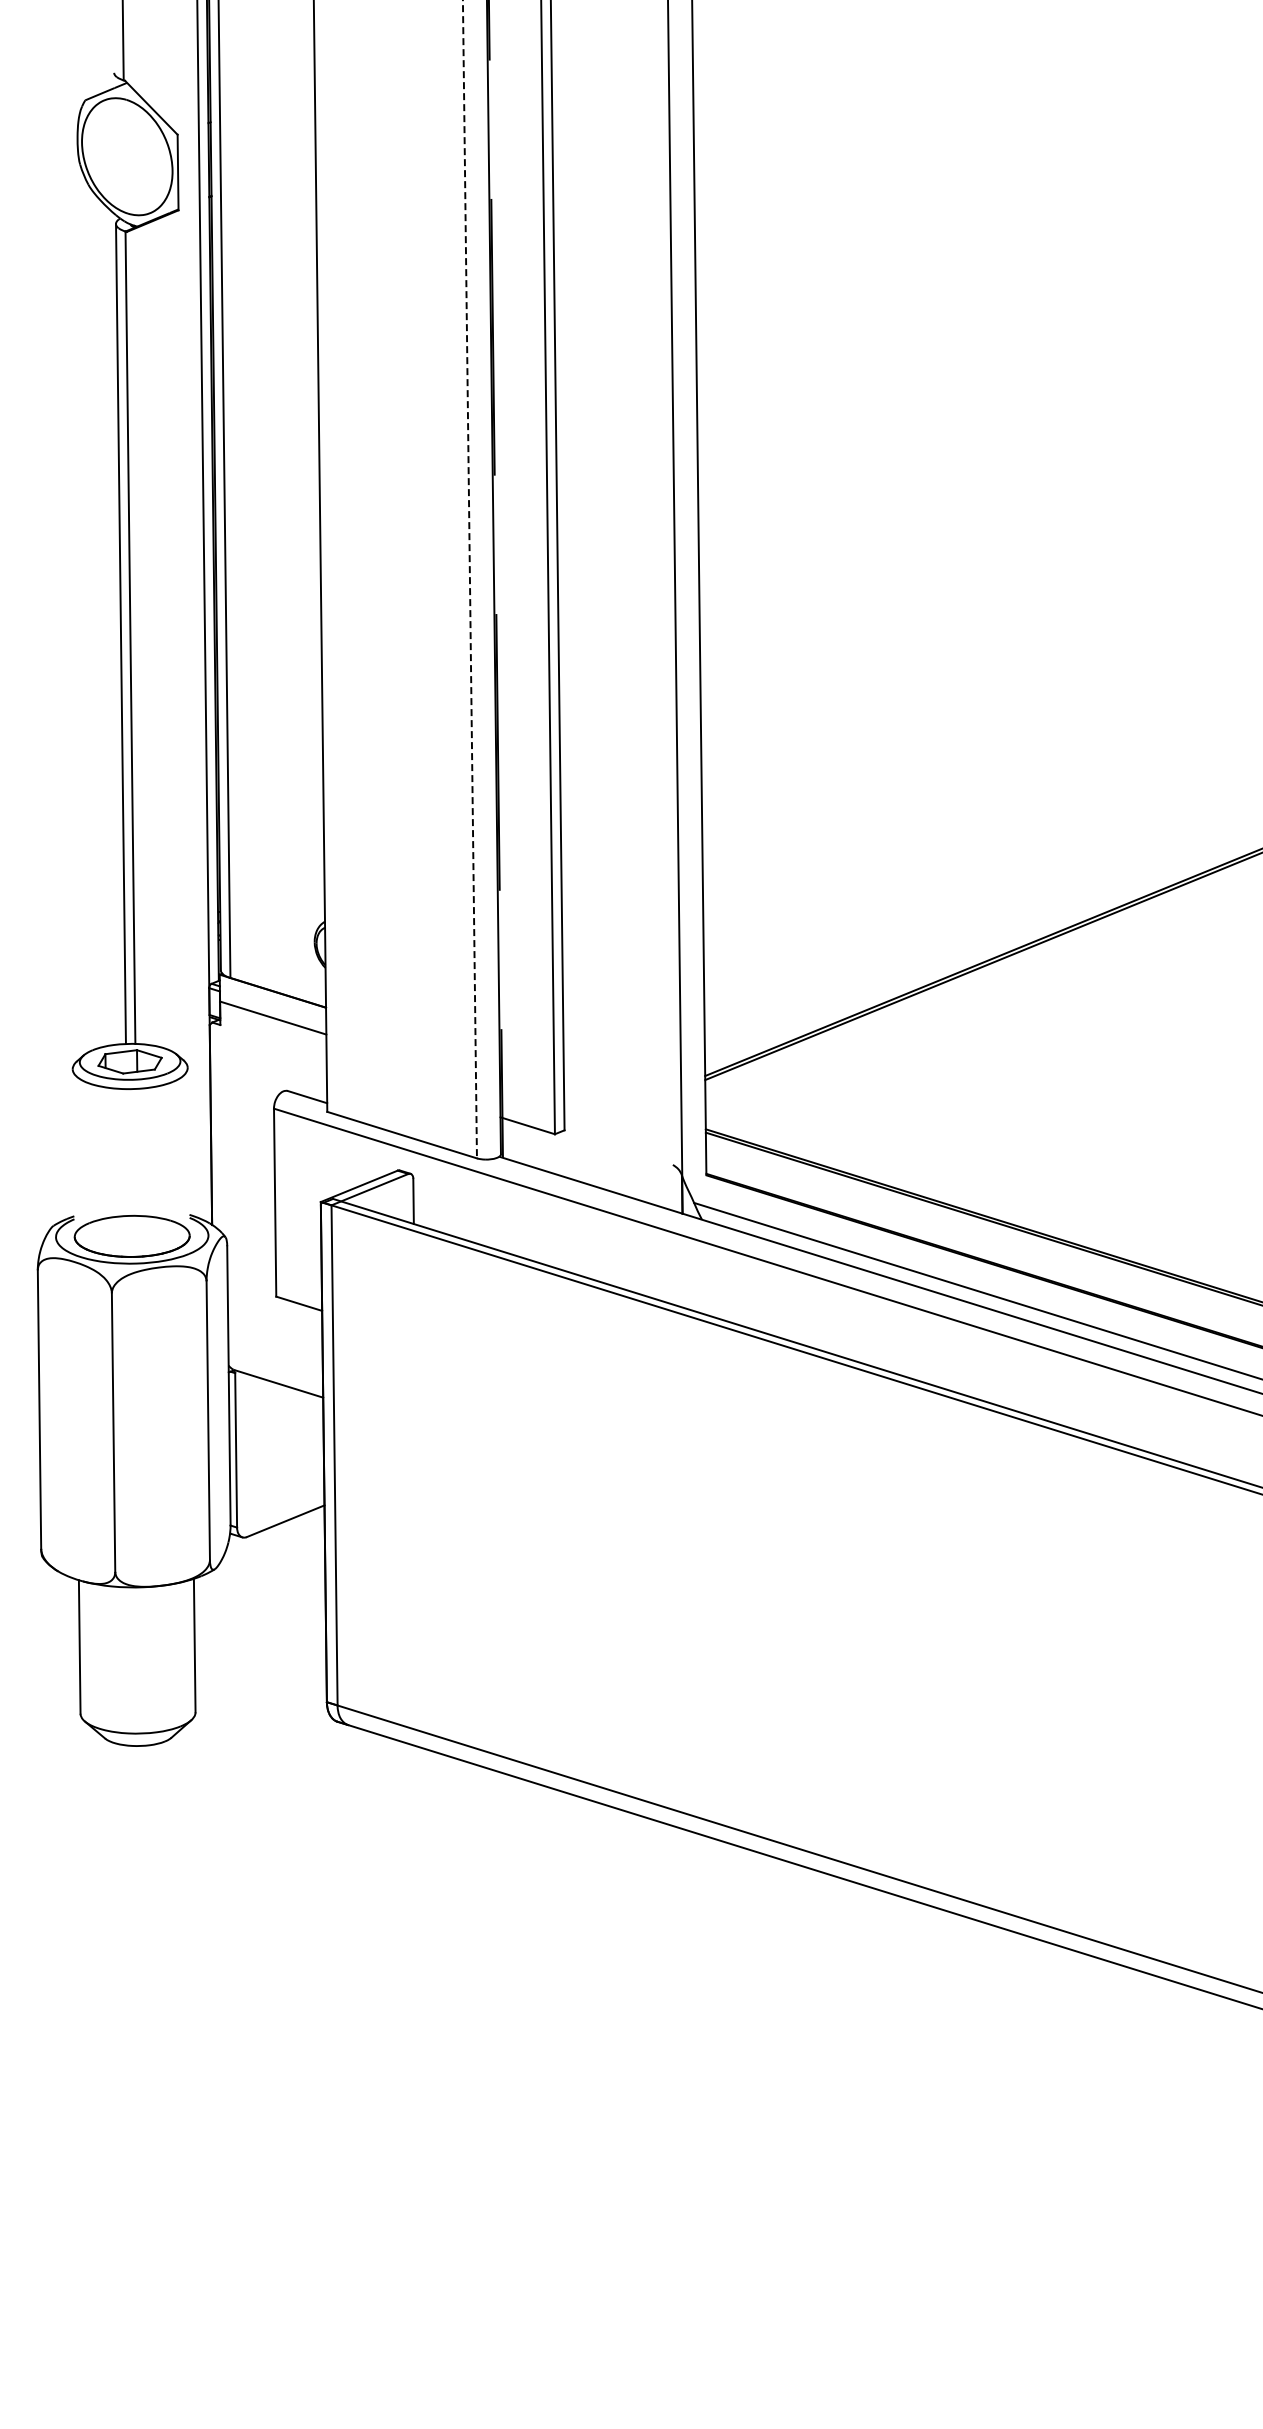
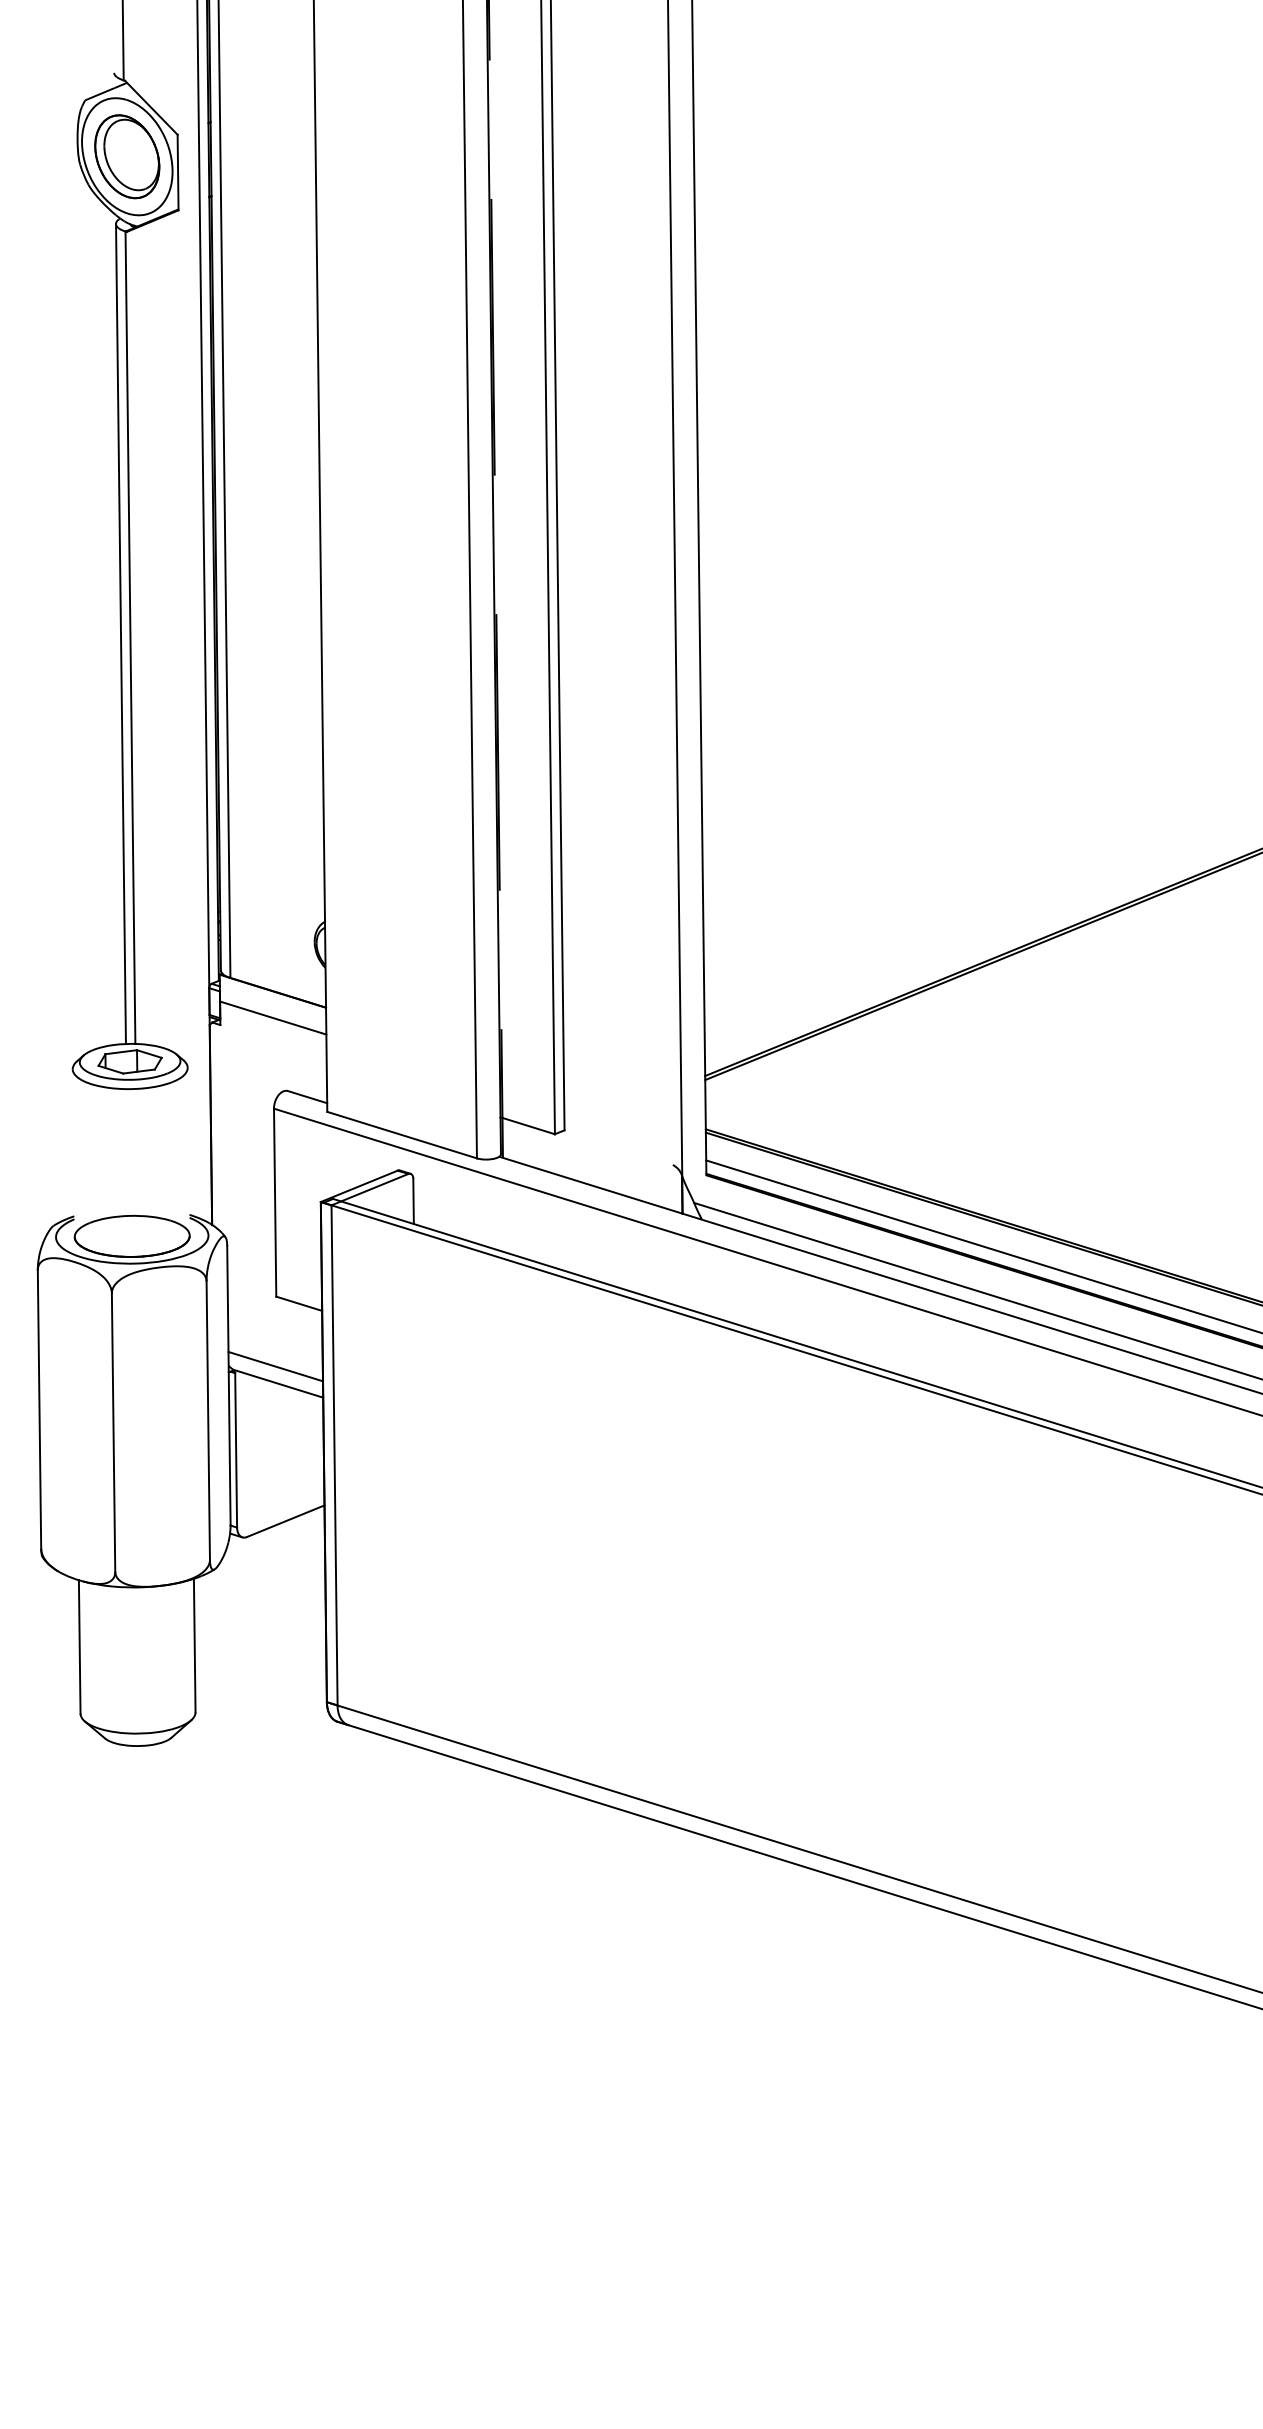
part: none -> present (127, 156)
line: dashed -> solid (469, 580)
line: none -> present (982, 1246)
line: none -> present (275, 1366)
